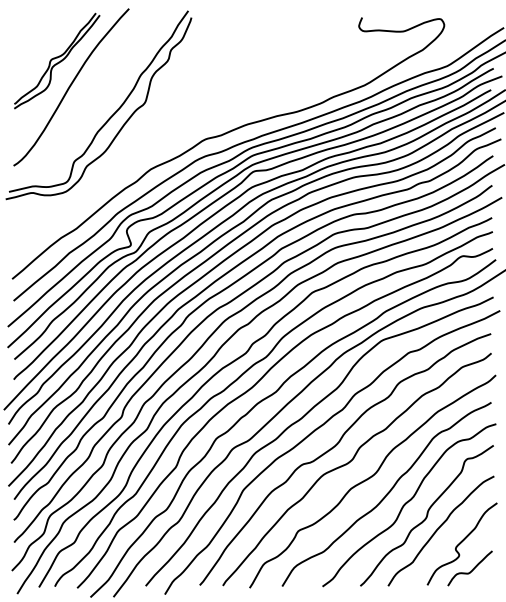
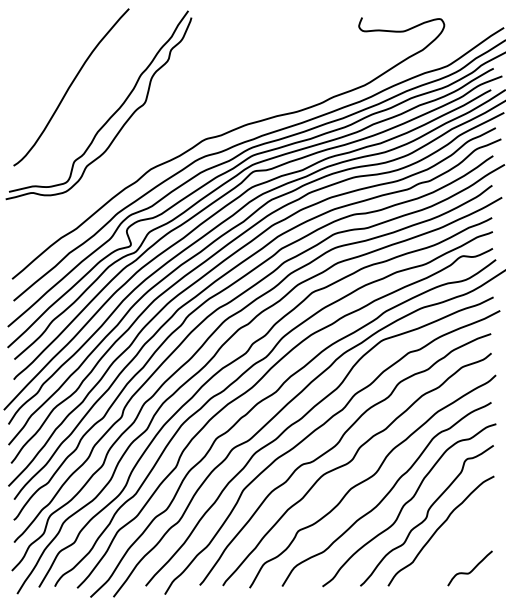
part: present -> none (57, 60)
curve: present -> none (461, 543)
